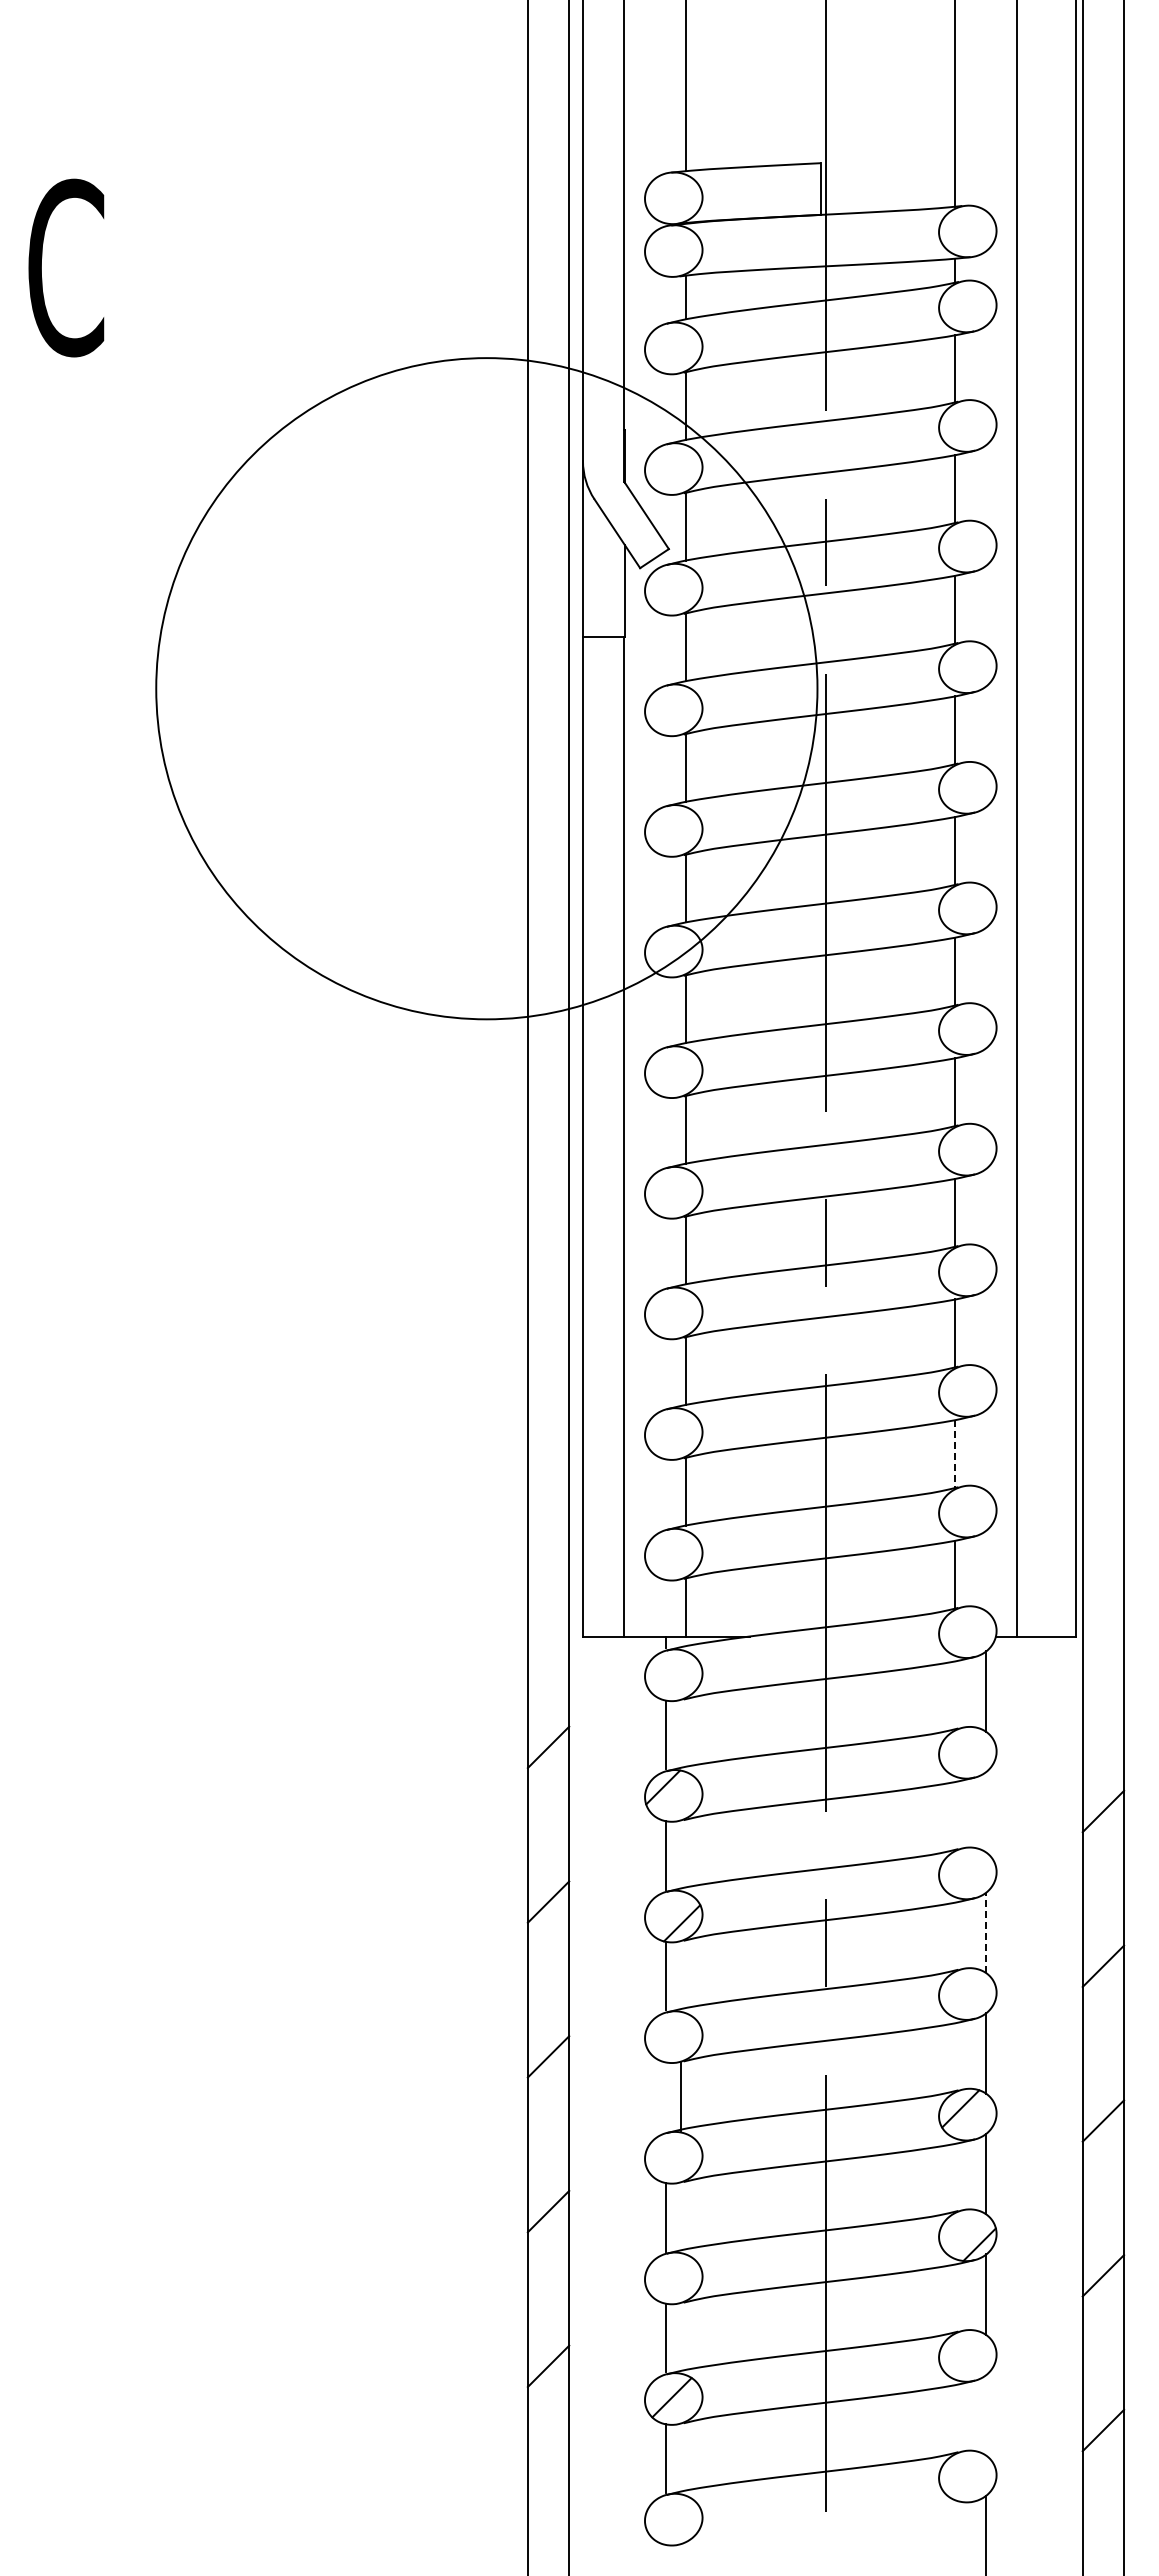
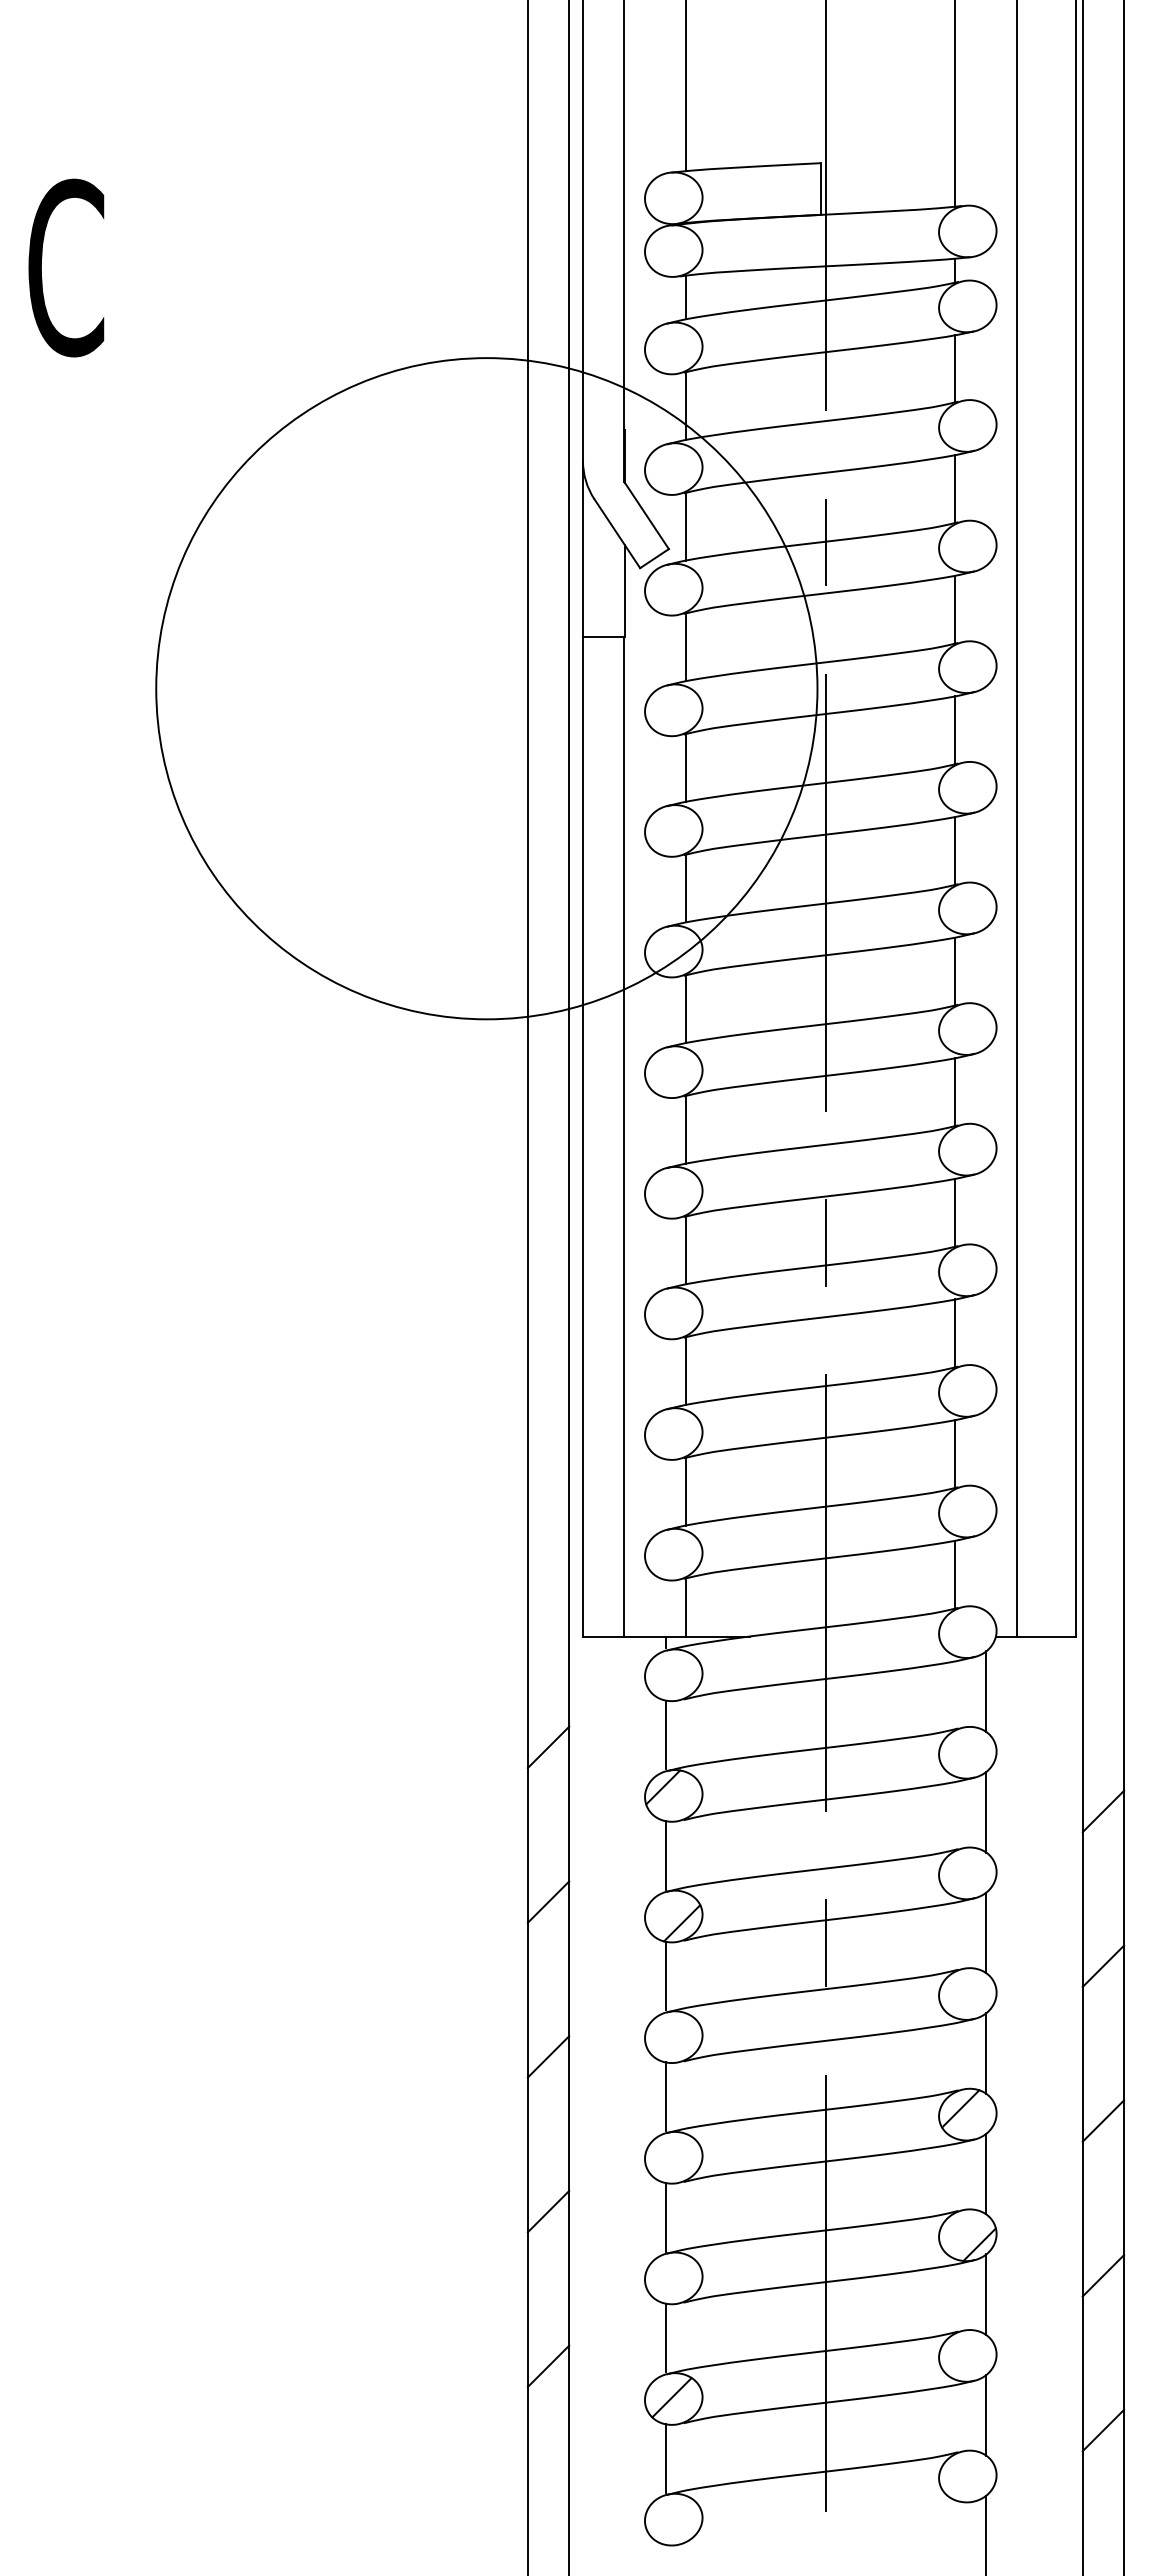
line: dashed -> solid (955, 1453)
line: none -> present (986, 1811)
line: dashed -> solid (986, 1932)
line position: (680, 2096) -> (665, 2096) (665, 2096)
line: none -> present (986, 2415)
